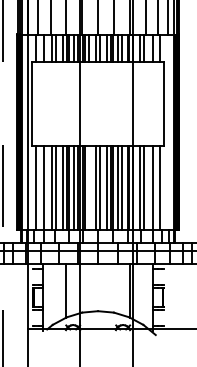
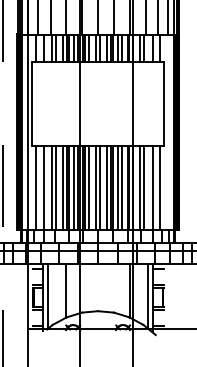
line: none -> present (88, 188)
line: none -> present (48, 295)
line: none -> present (147, 295)
